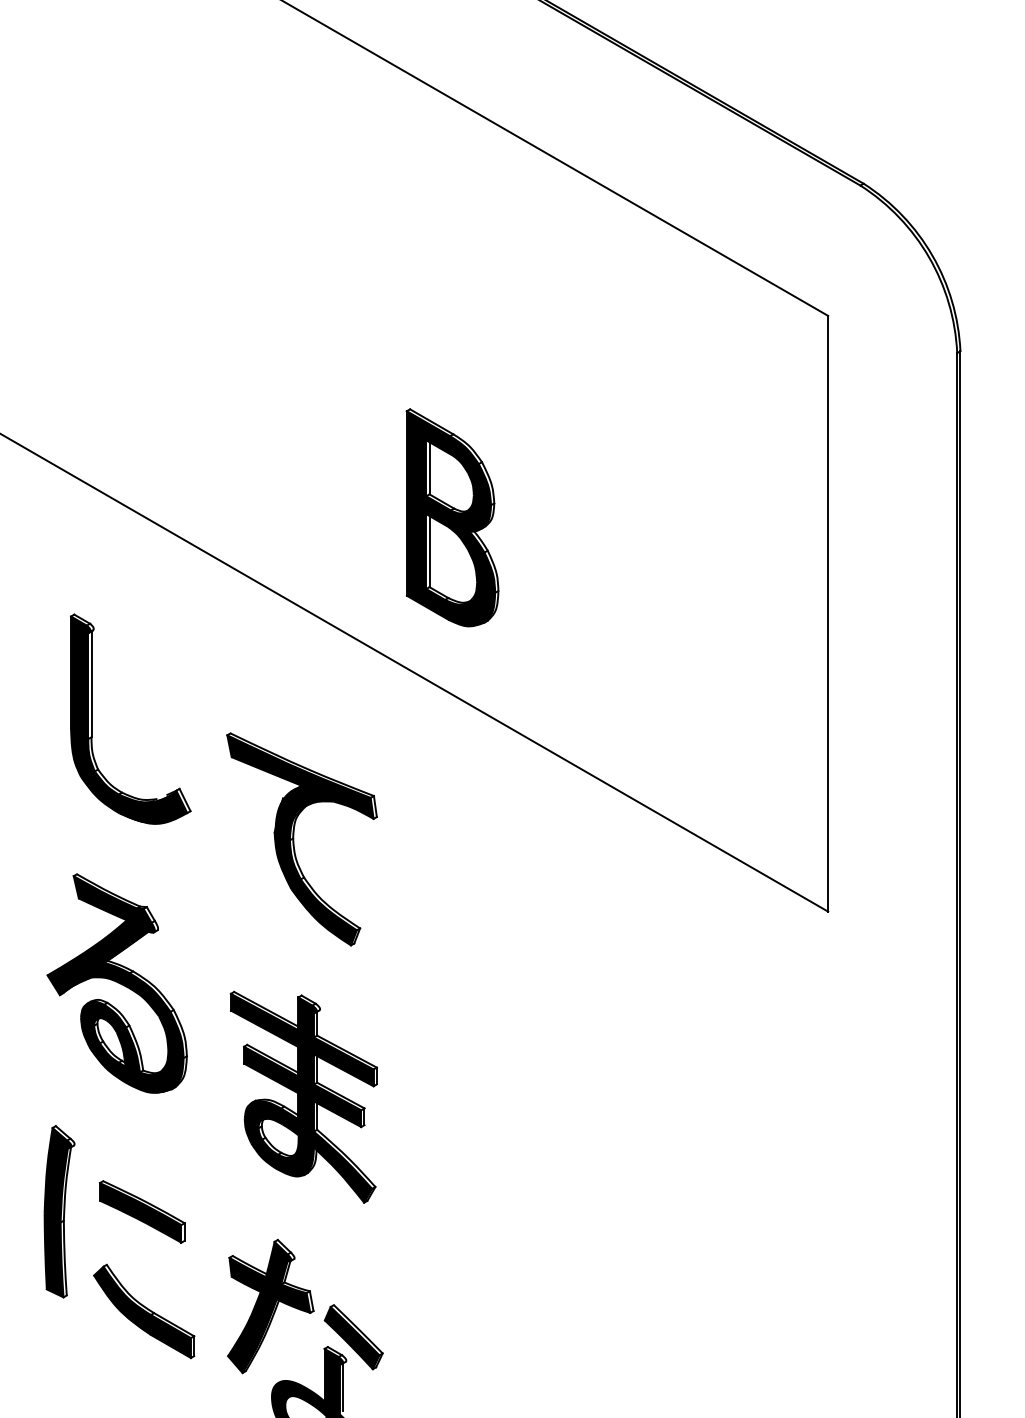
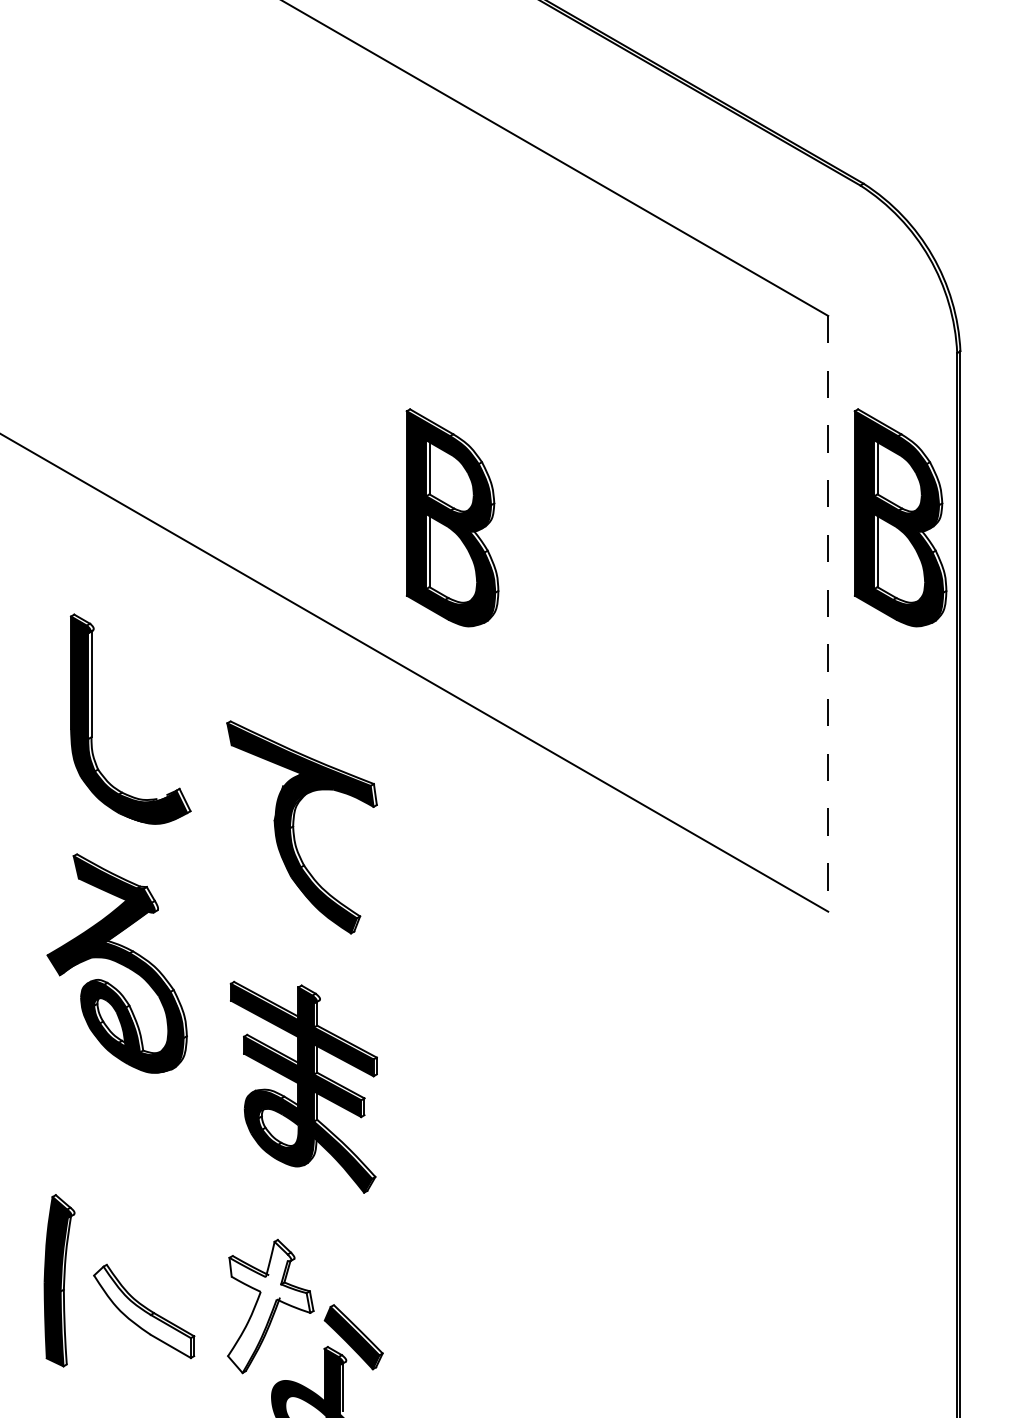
part: none -> present (900, 517)
line: solid -> dashed (828, 613)
part position: (294, 839) -> (294, 827) (294, 827)
part position: (116, 983) -> (116, 963) (116, 963)
part position: (303, 1096) -> (303, 1086) (303, 1086)
part position: (59, 1211) -> (59, 1280) (59, 1280)
part: present -> none (142, 1211)
fill: present -> none (269, 1307)
fill: present -> none (142, 1312)
